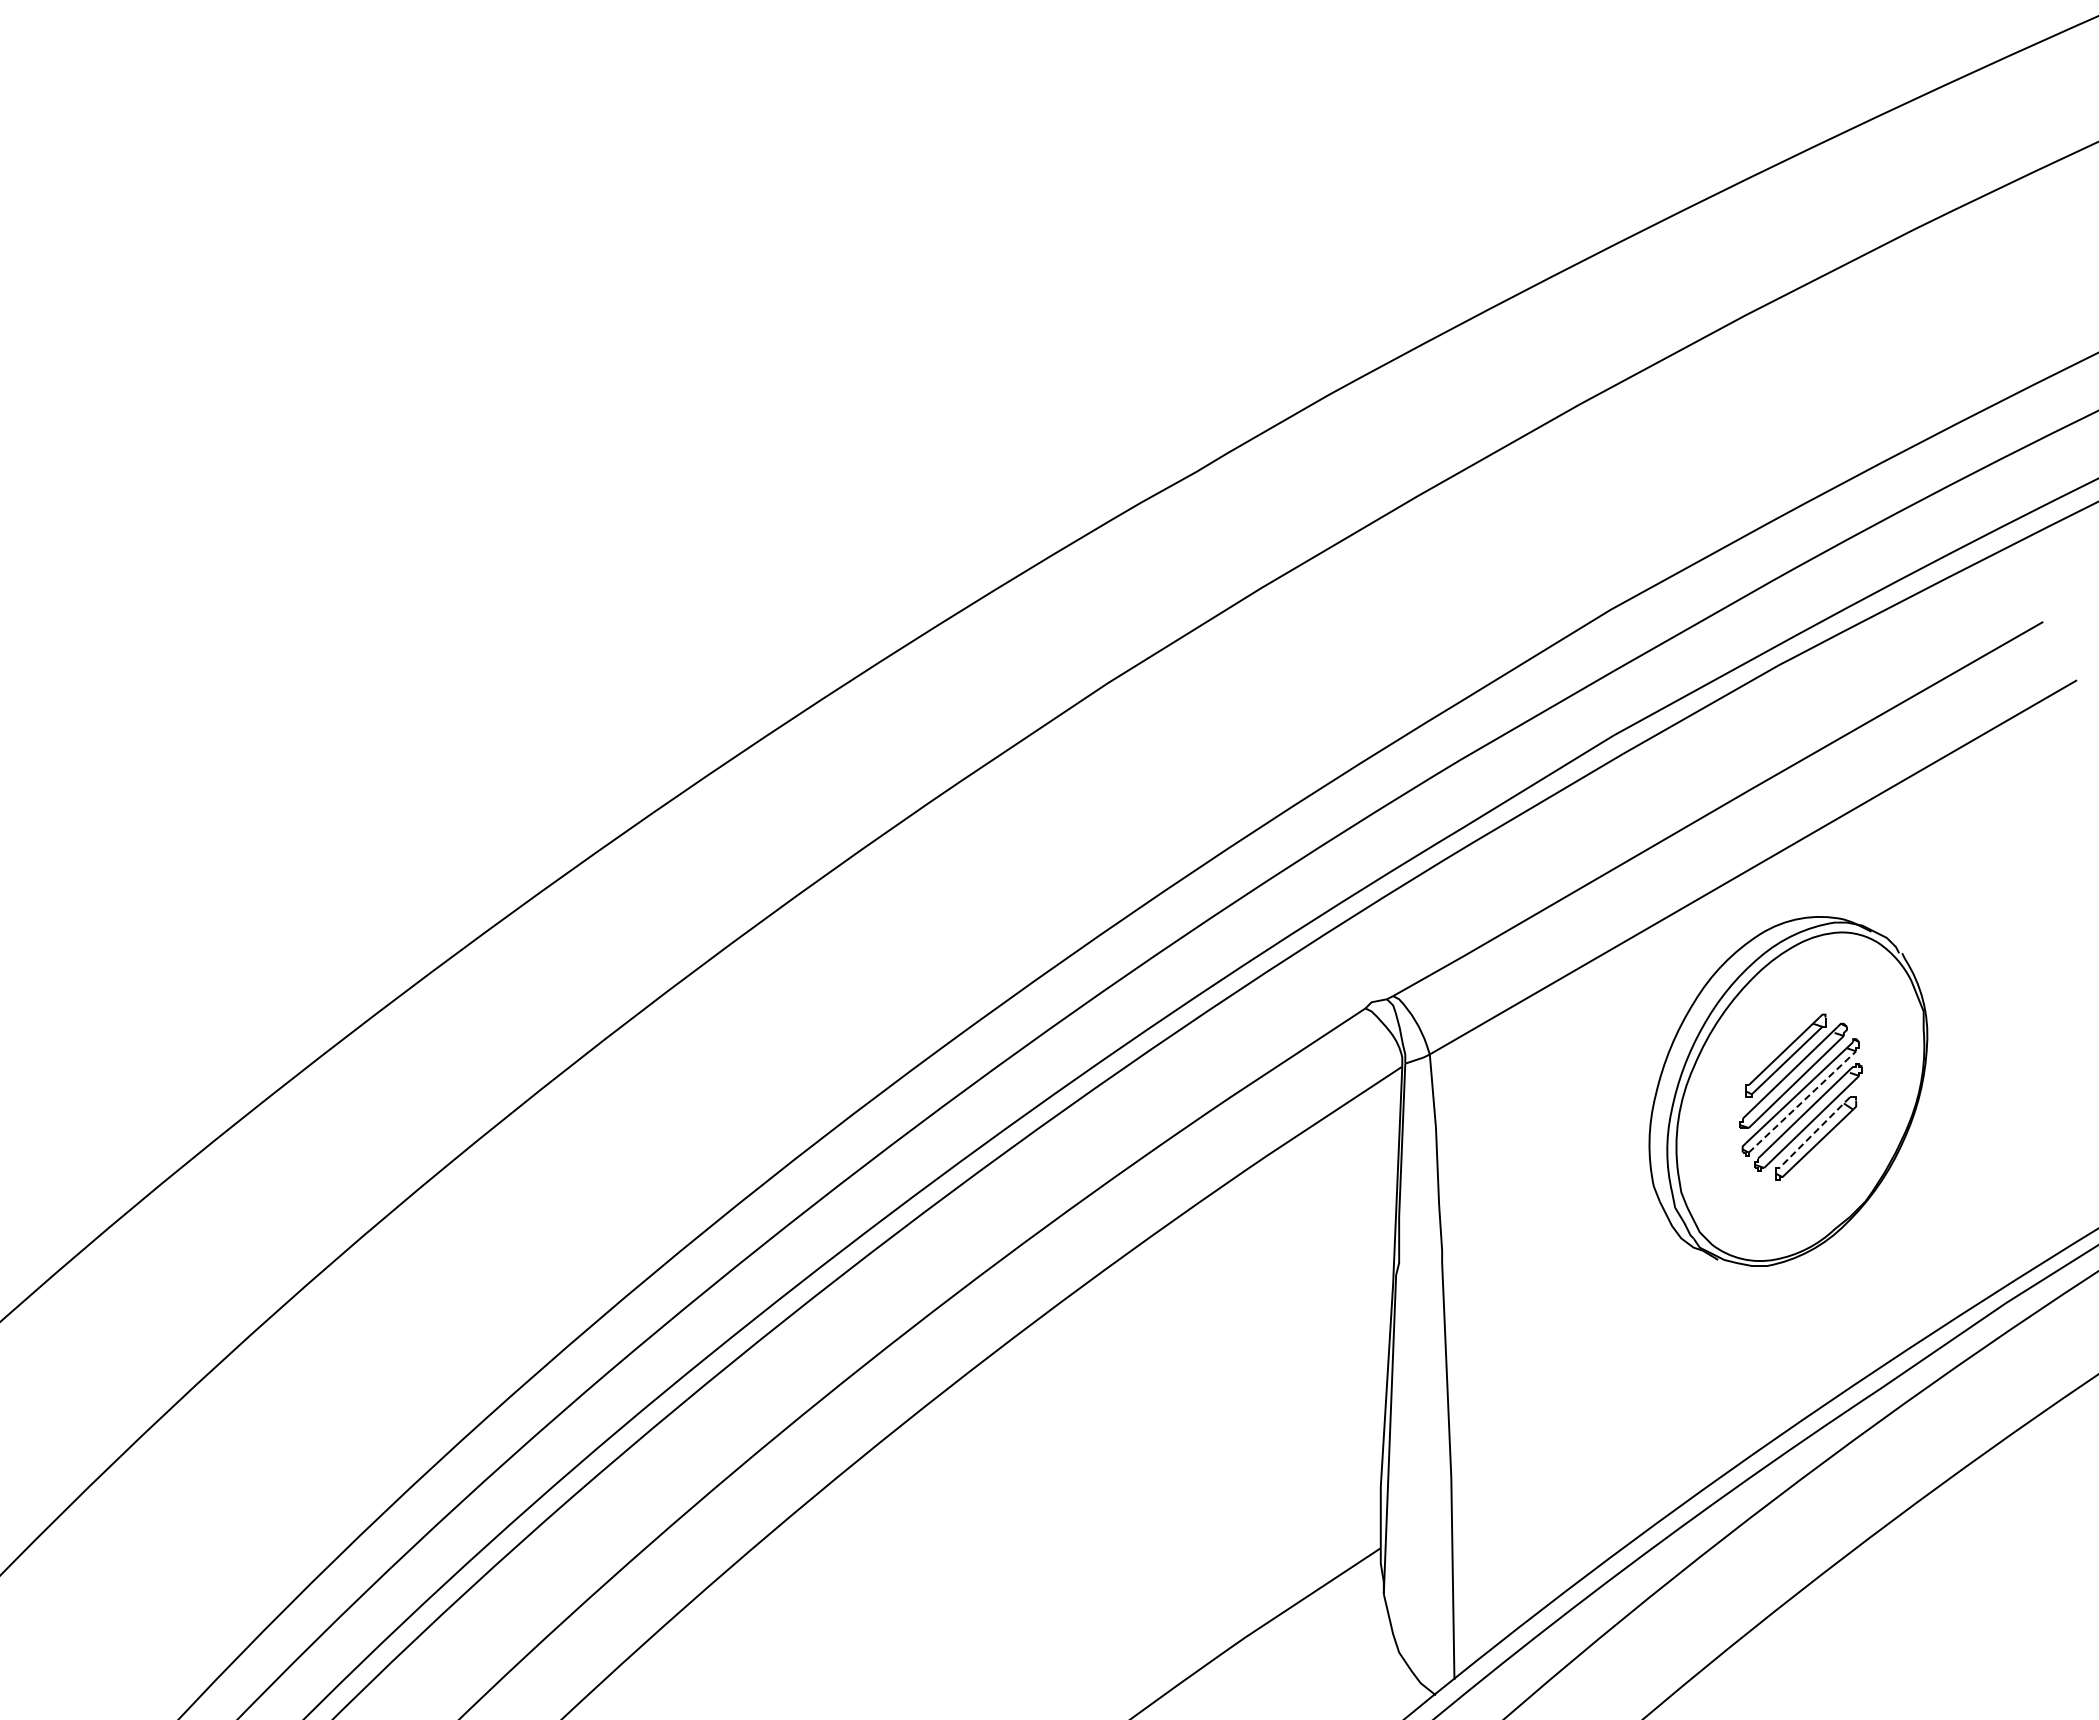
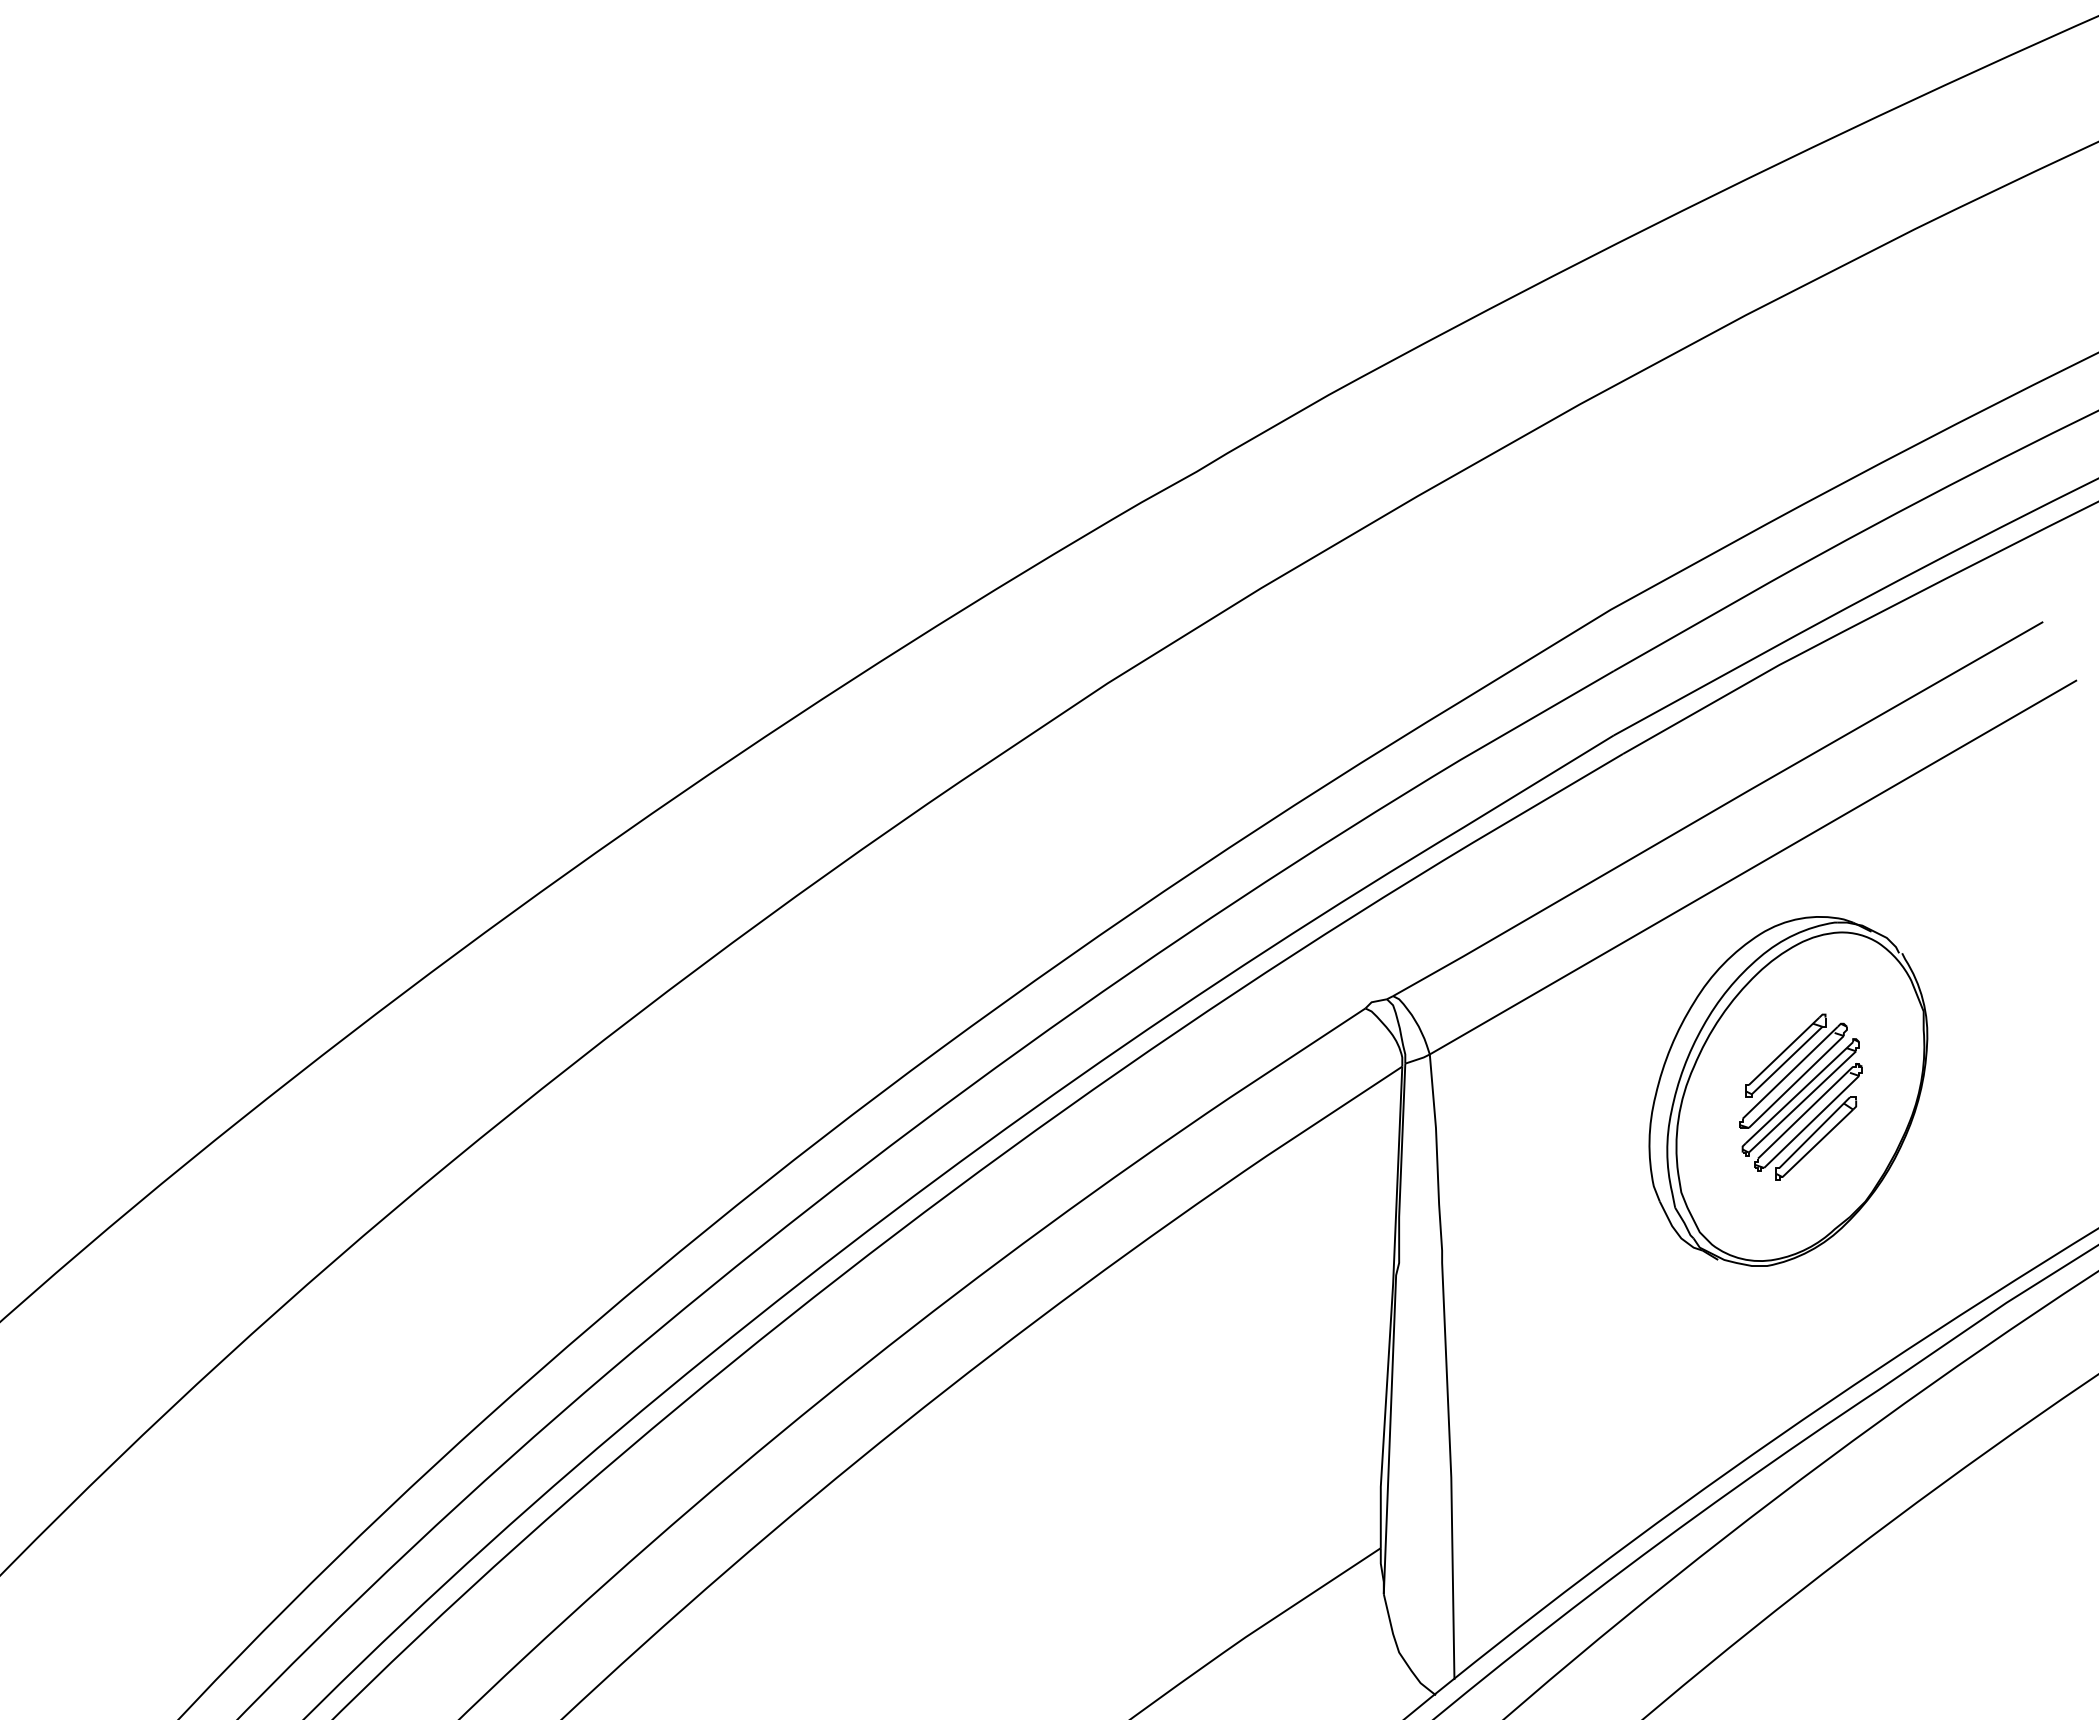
line: dashed -> solid (1802, 1101)
line: dashed -> solid (1814, 1132)
